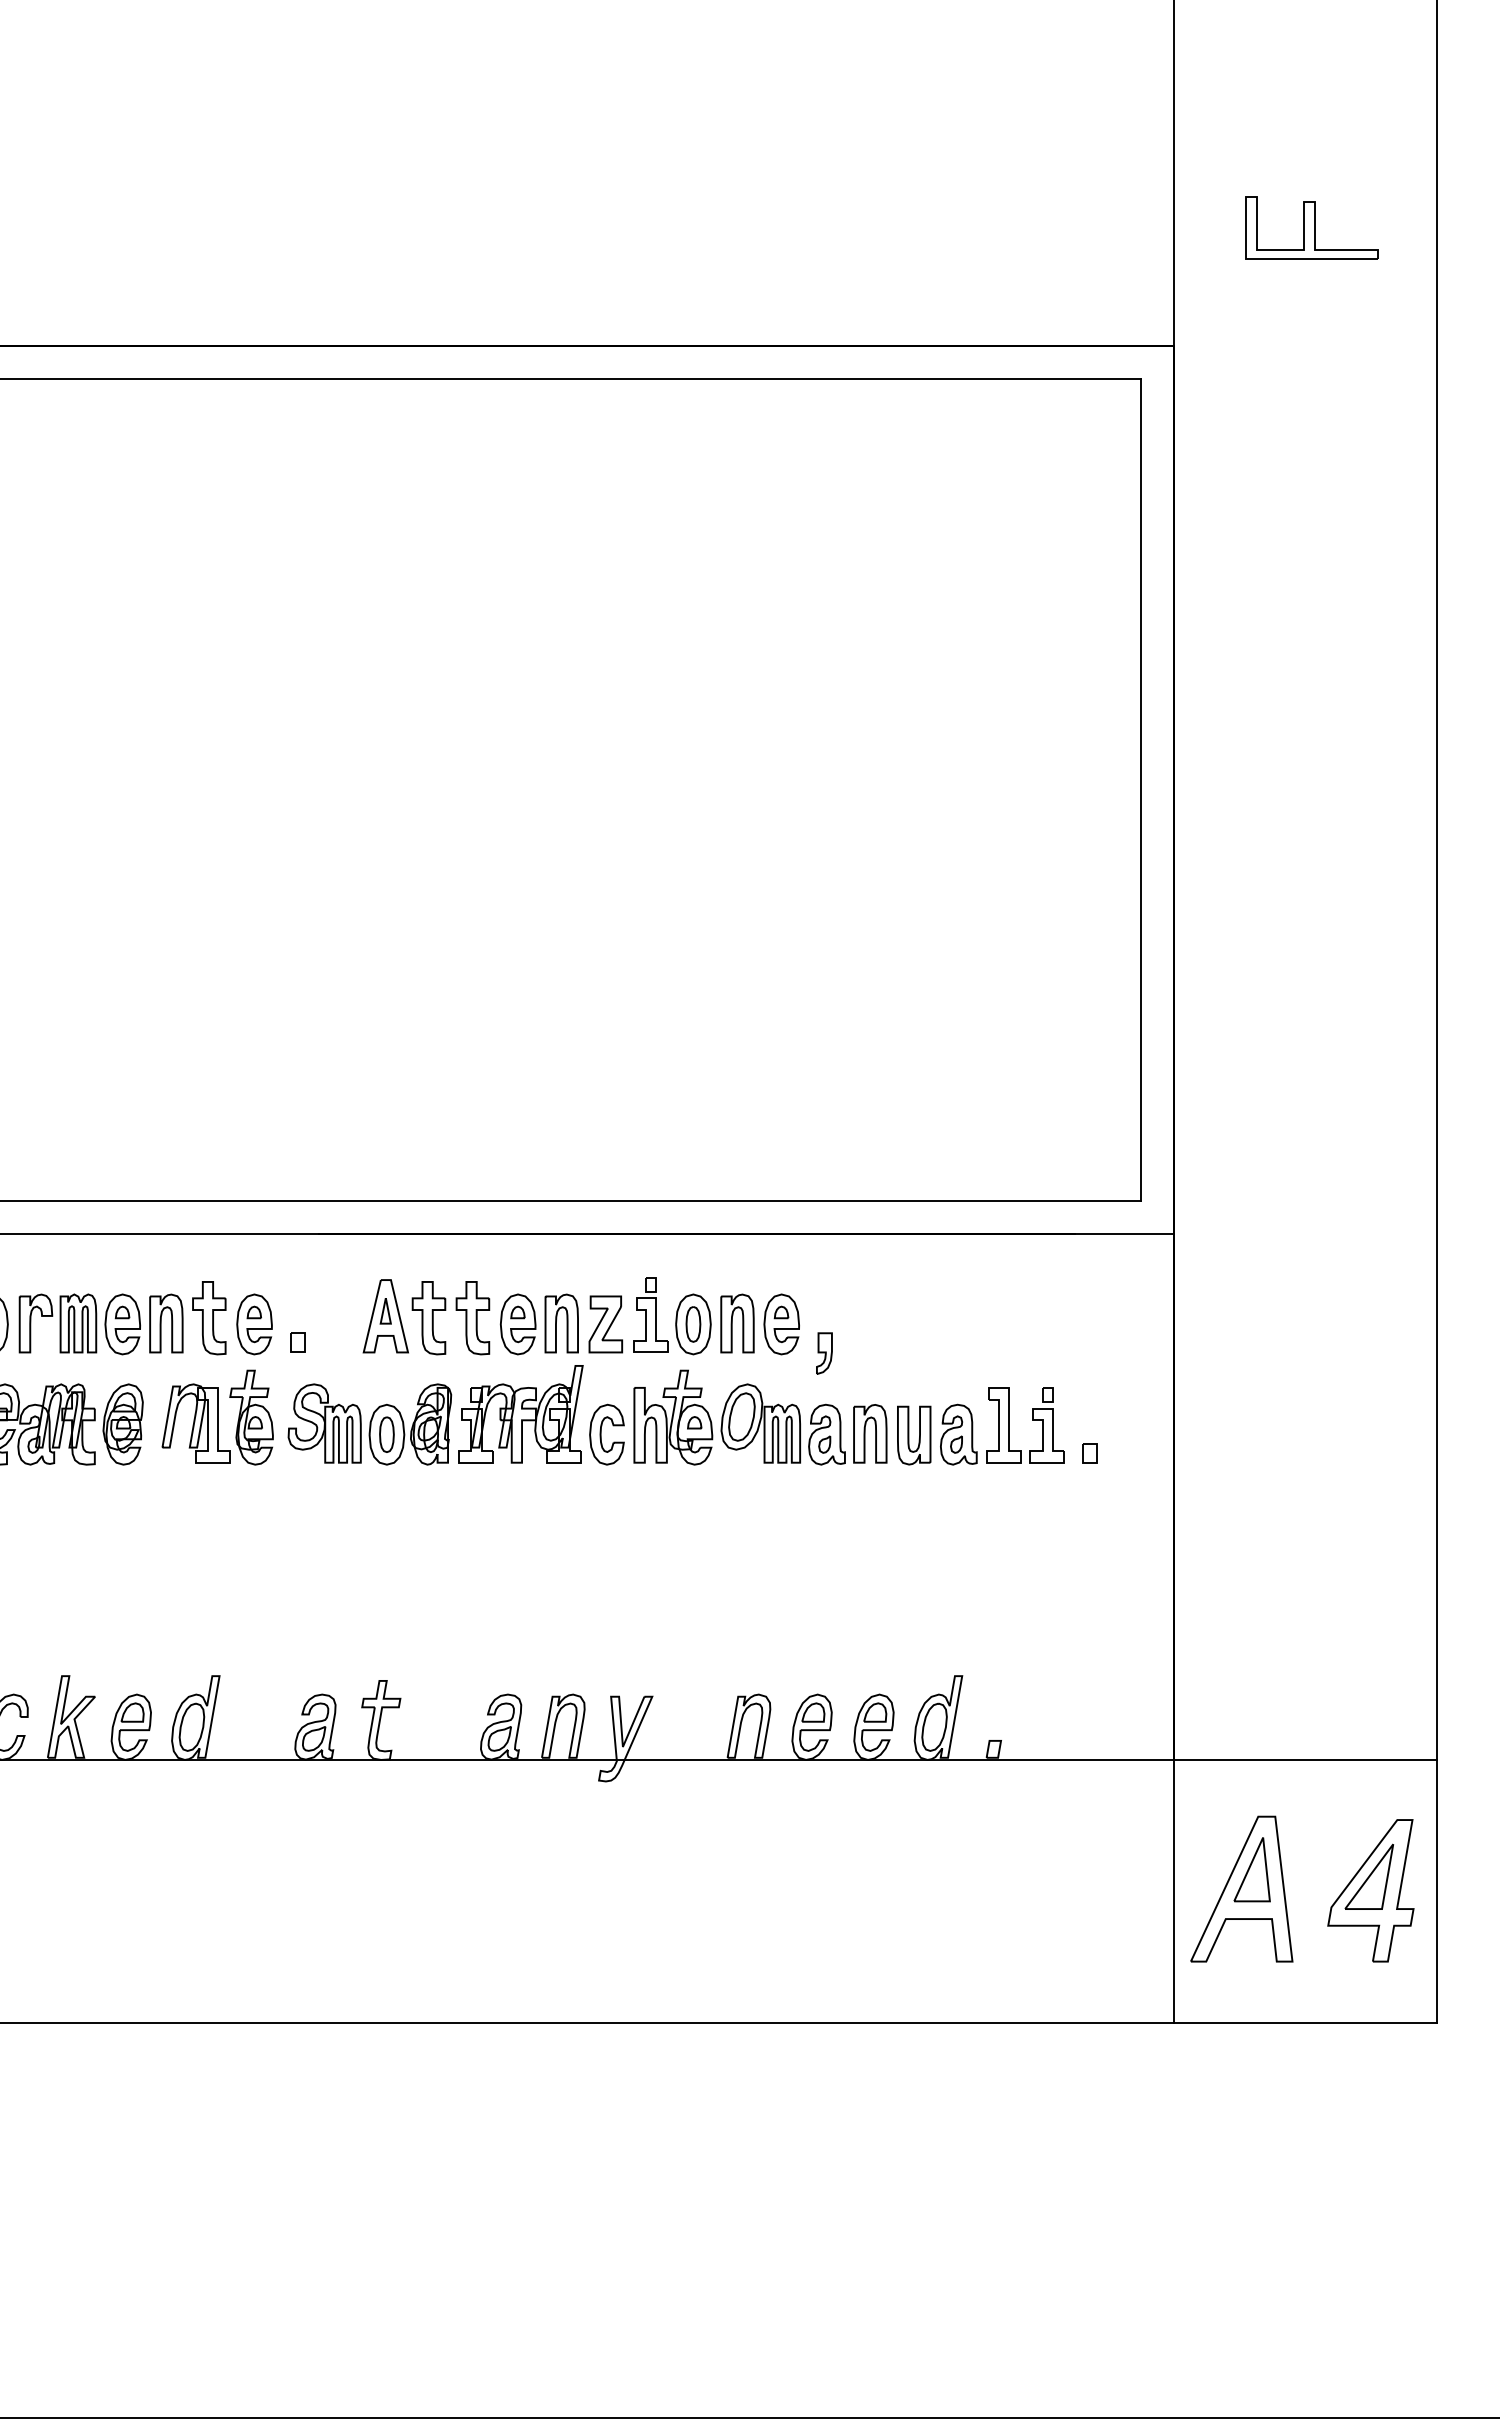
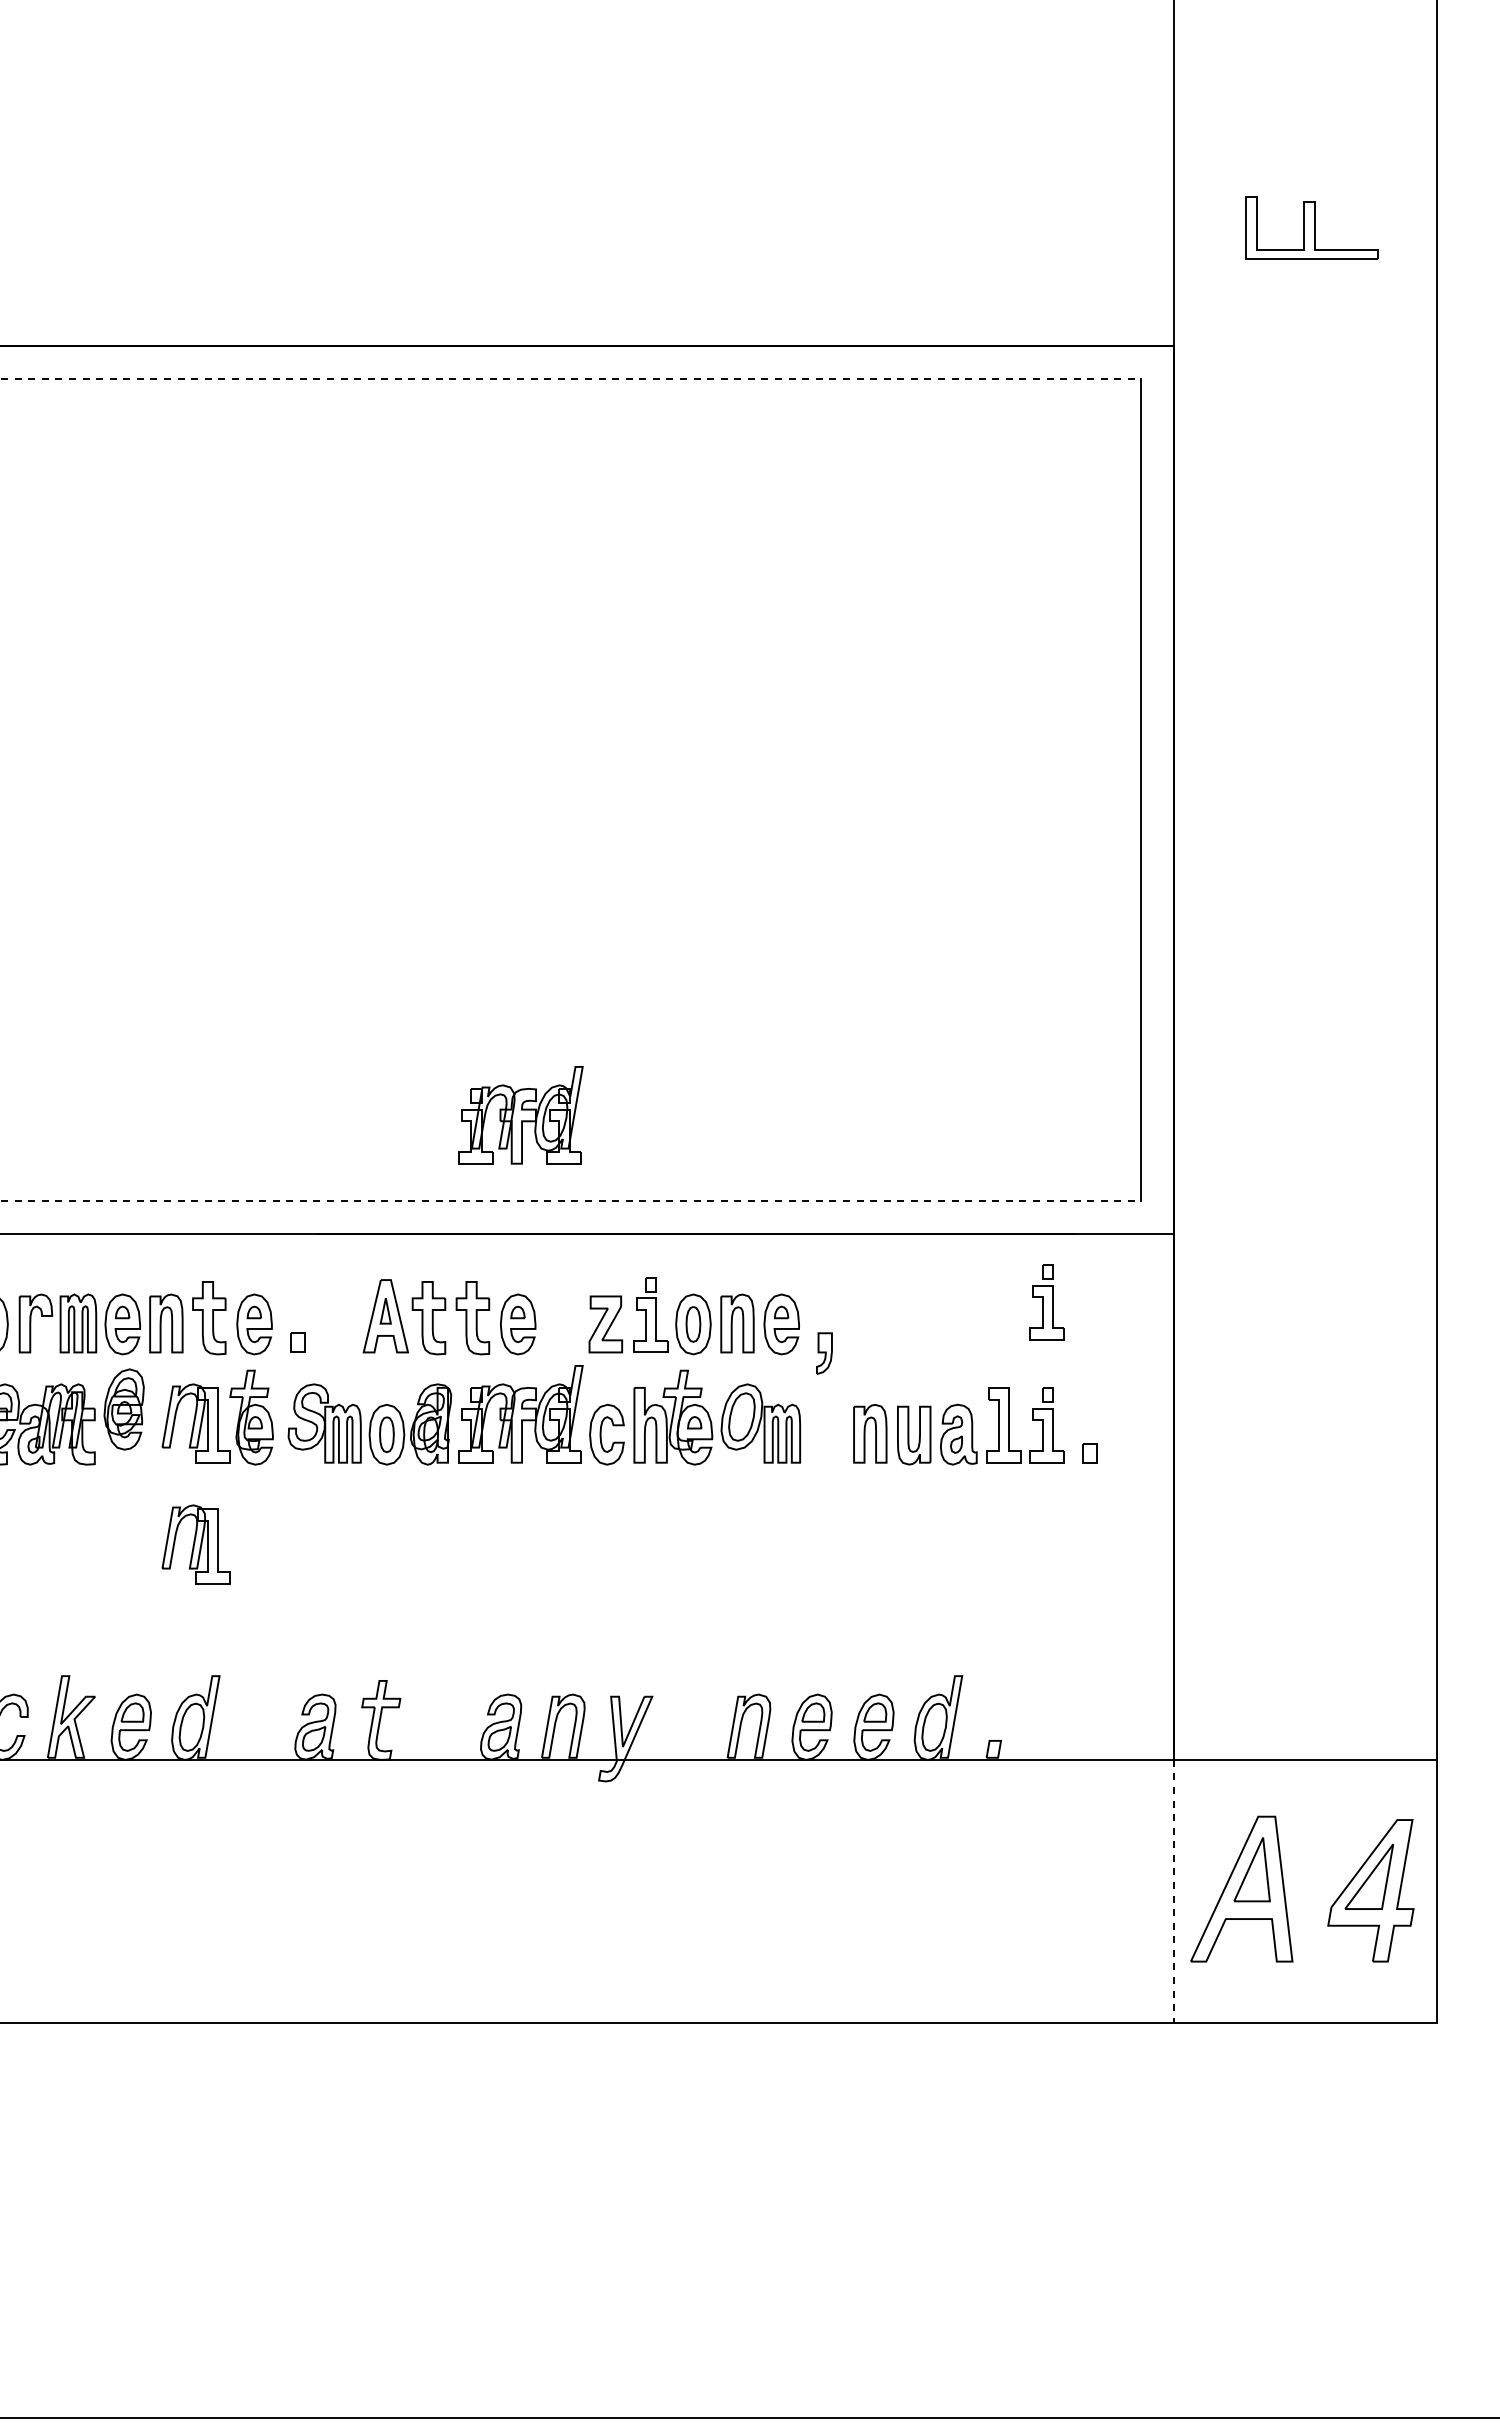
line: solid -> dashed (571, 378)
part: none -> present (520, 1115)
line: solid -> dashed (571, 1200)
part: none -> present (1046, 1302)
part: present -> none (561, 1323)
part position: (122, 1424) -> (123, 1409) (123, 1409)
part: present -> none (826, 1434)
part: none -> present (195, 1544)
line: solid -> dashed (1174, 1891)
